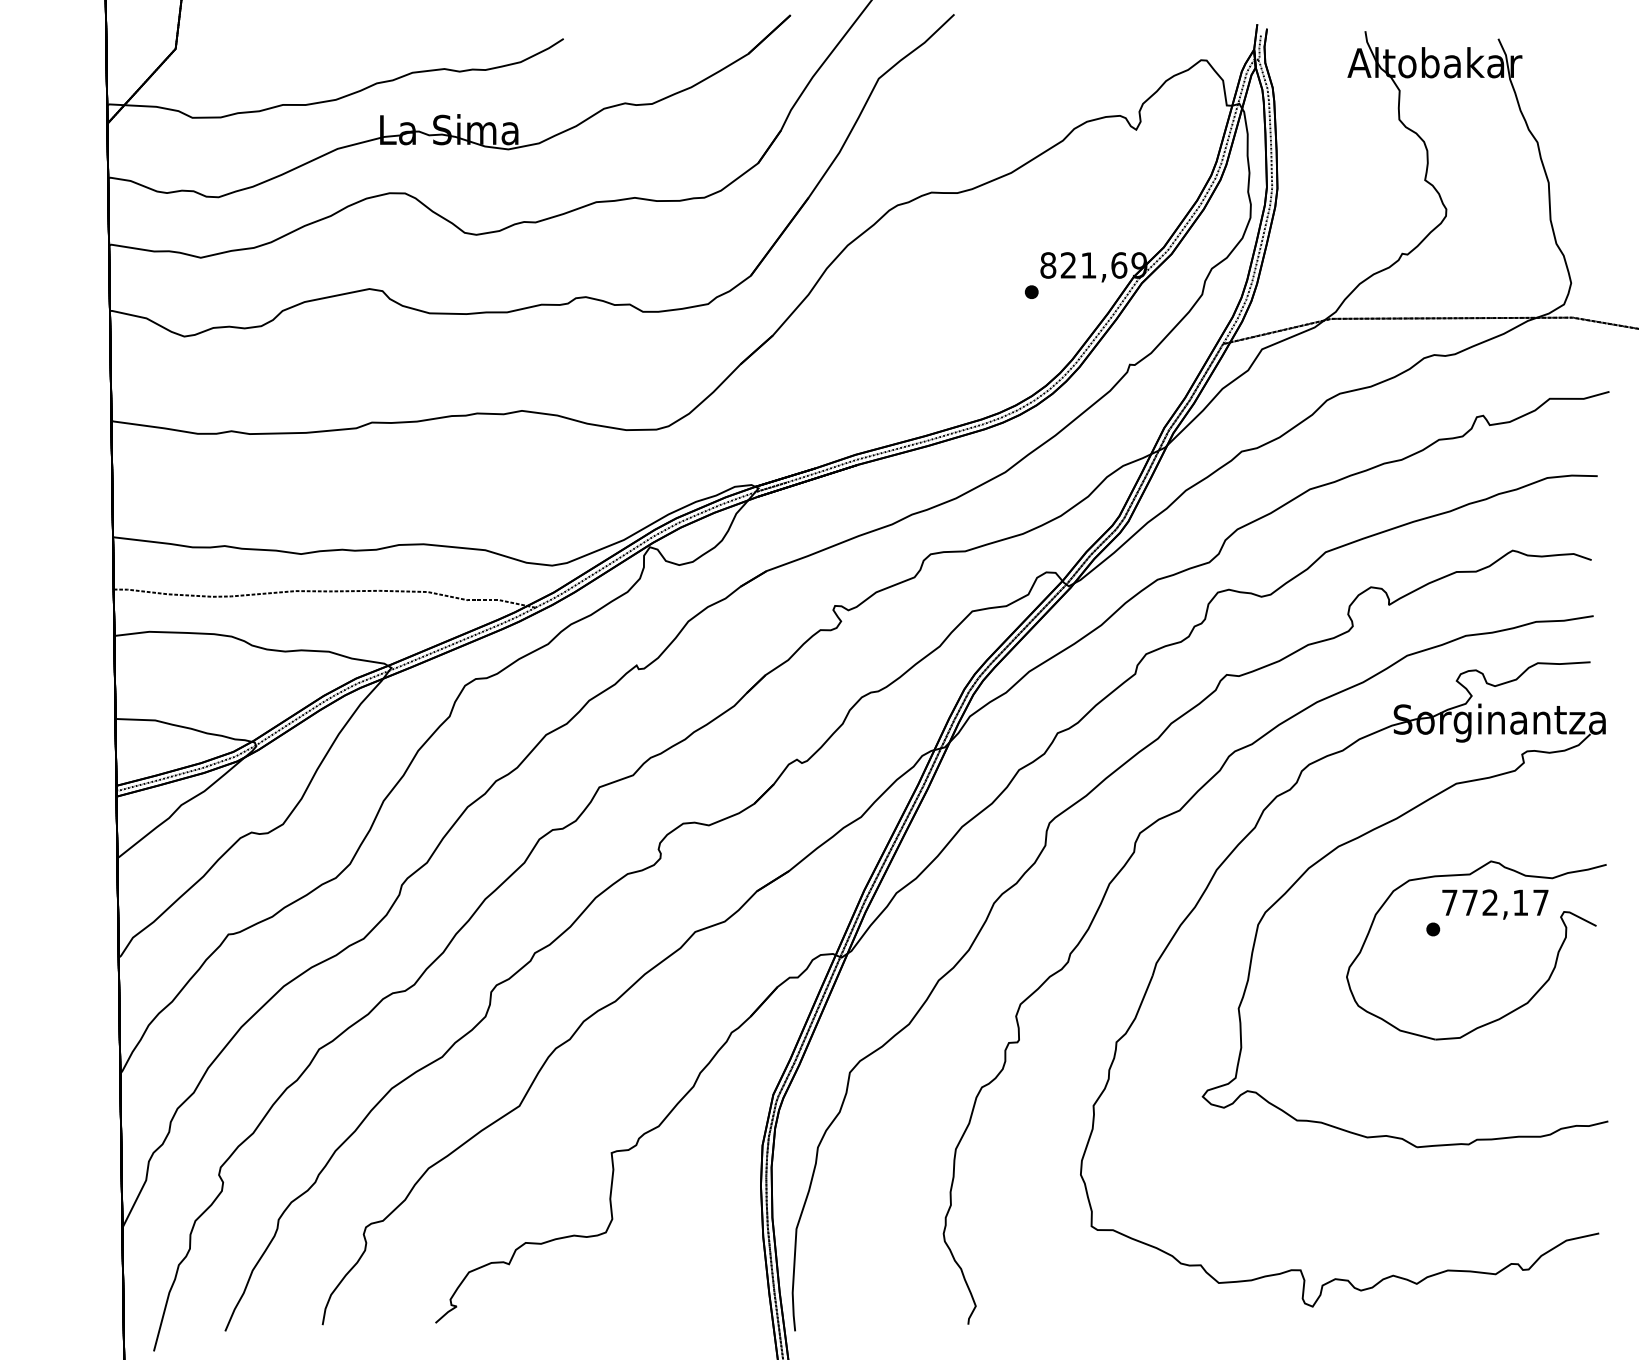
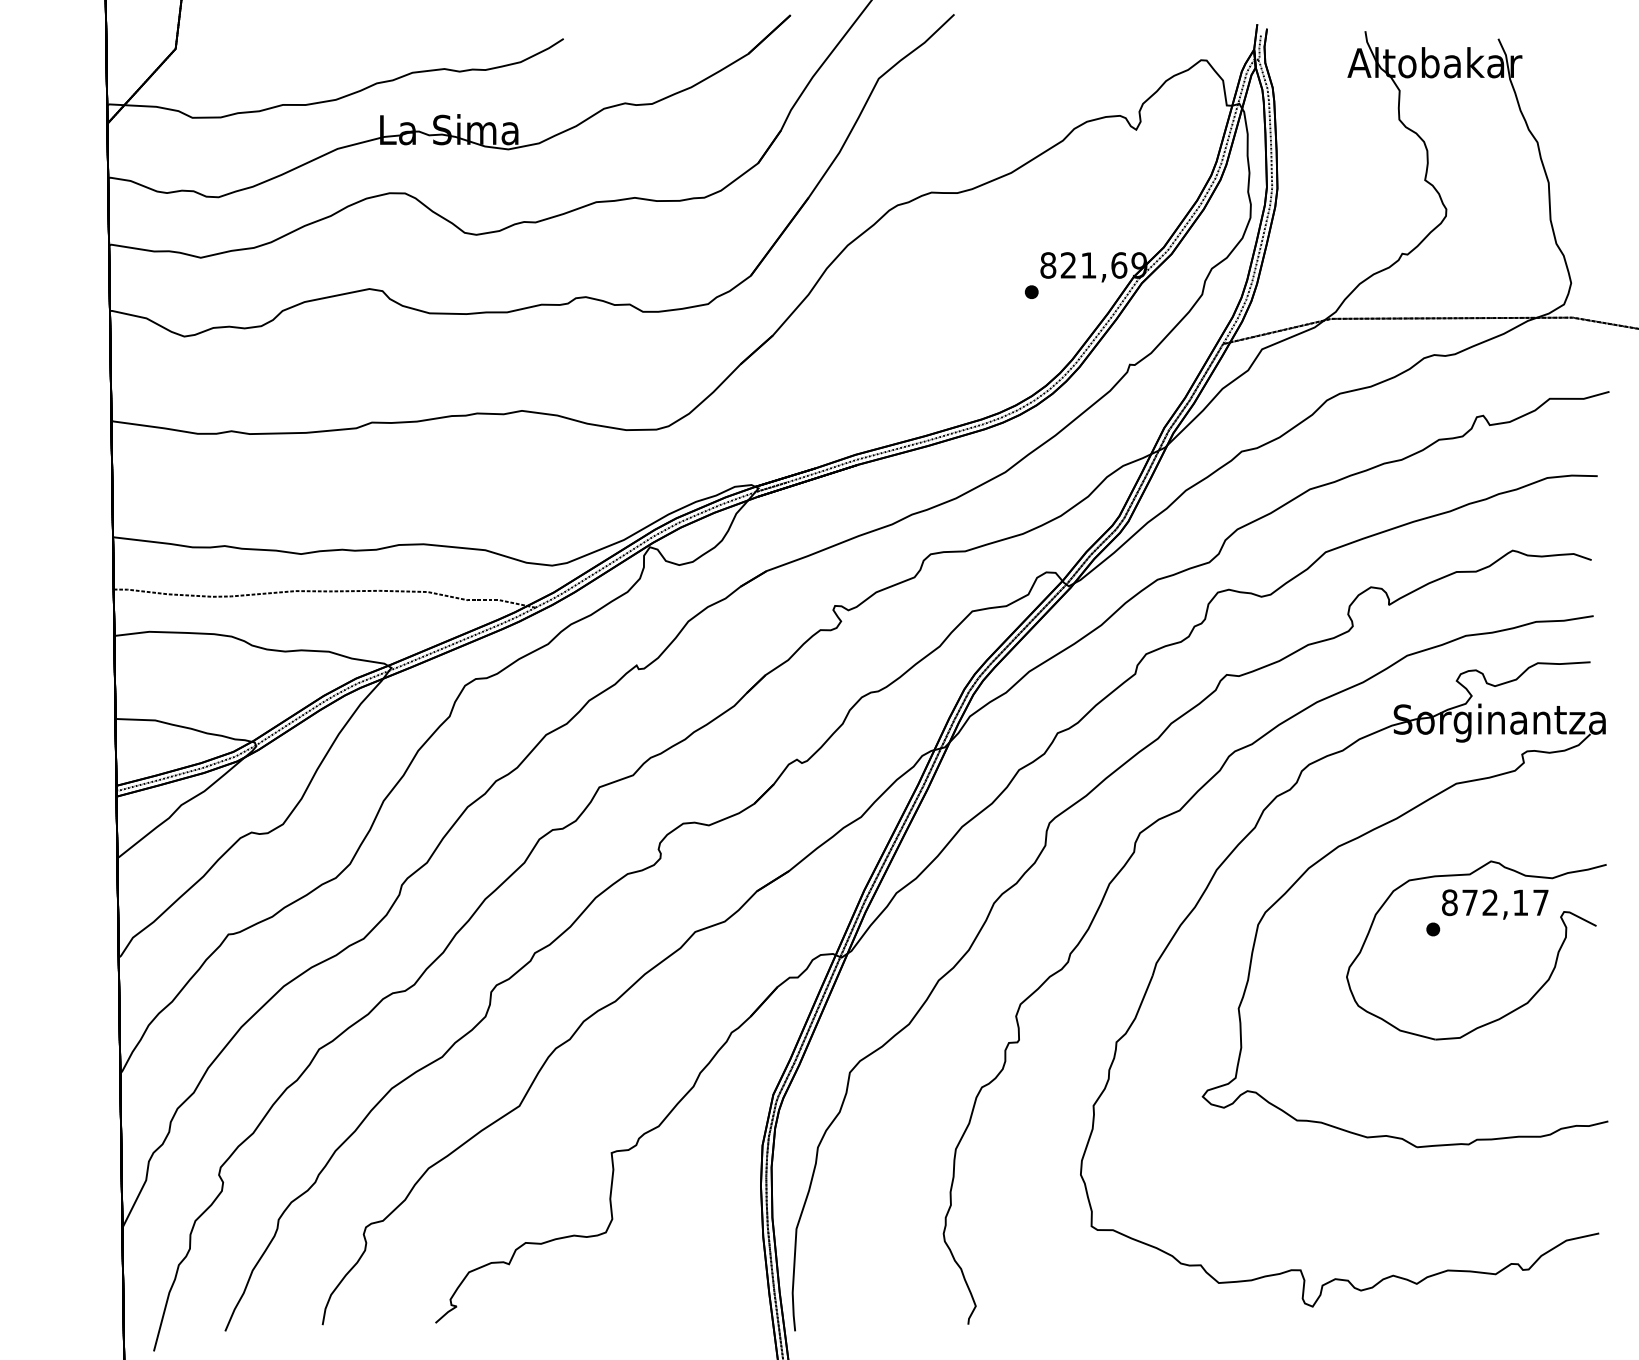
text: 772,17 -> 872,17 (1449, 902)
